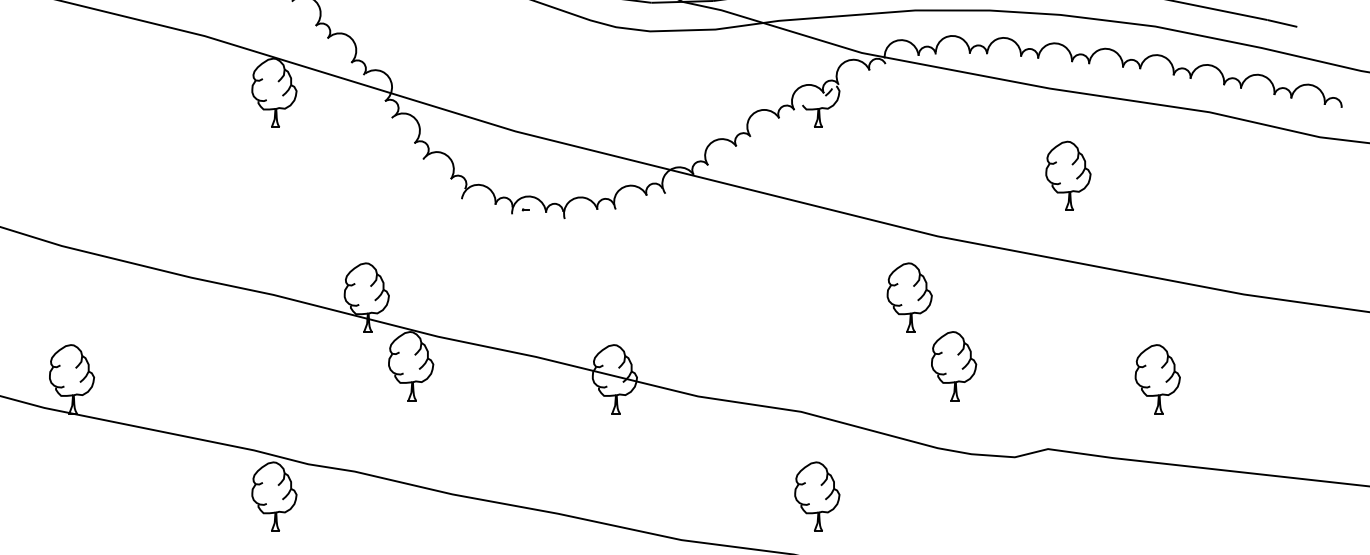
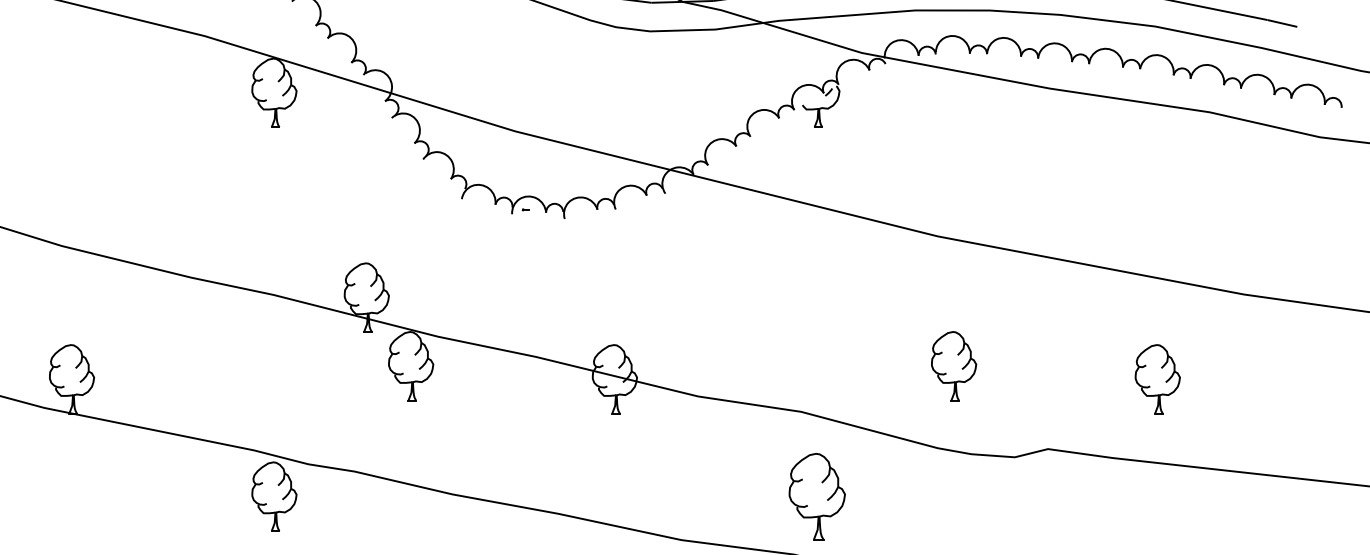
part: present -> none (1068, 175)
part: present -> none (909, 297)
part size: 47x71 px -> 58x88 px (816, 496)
